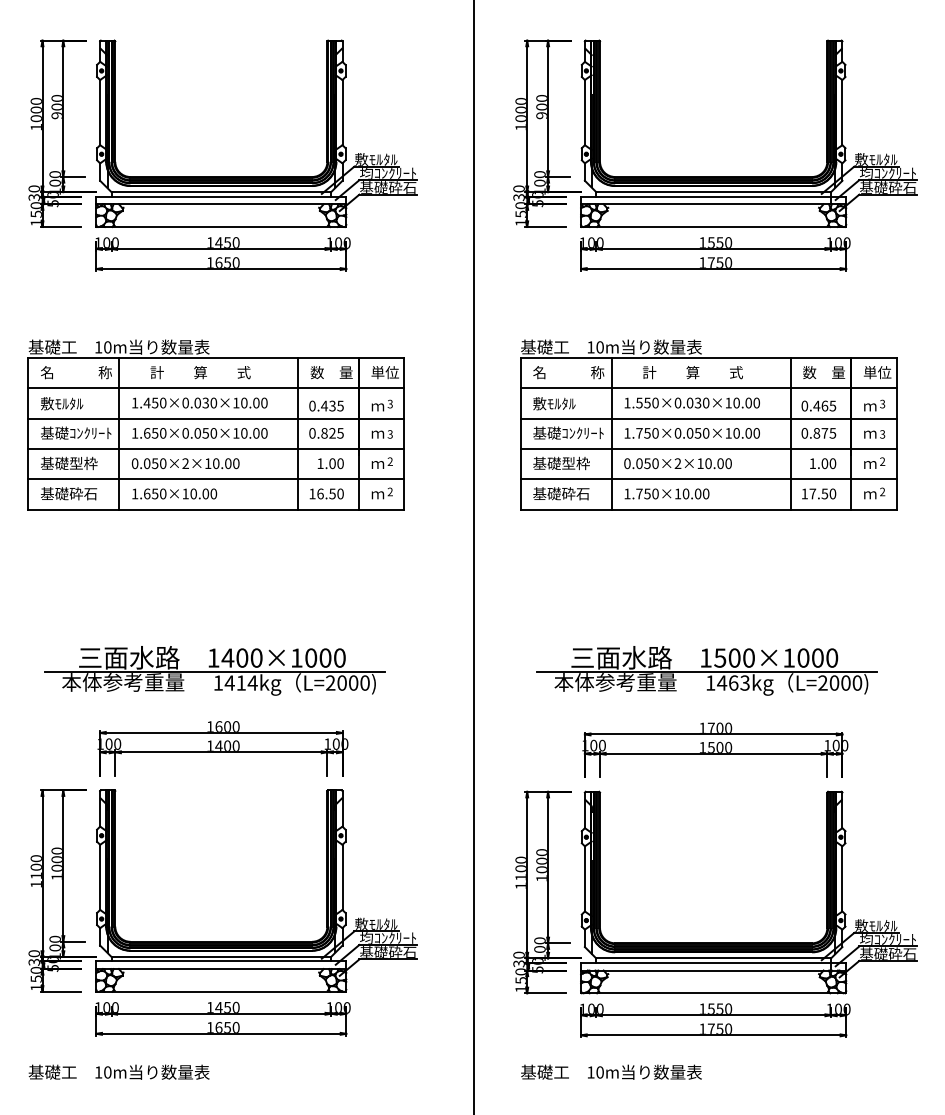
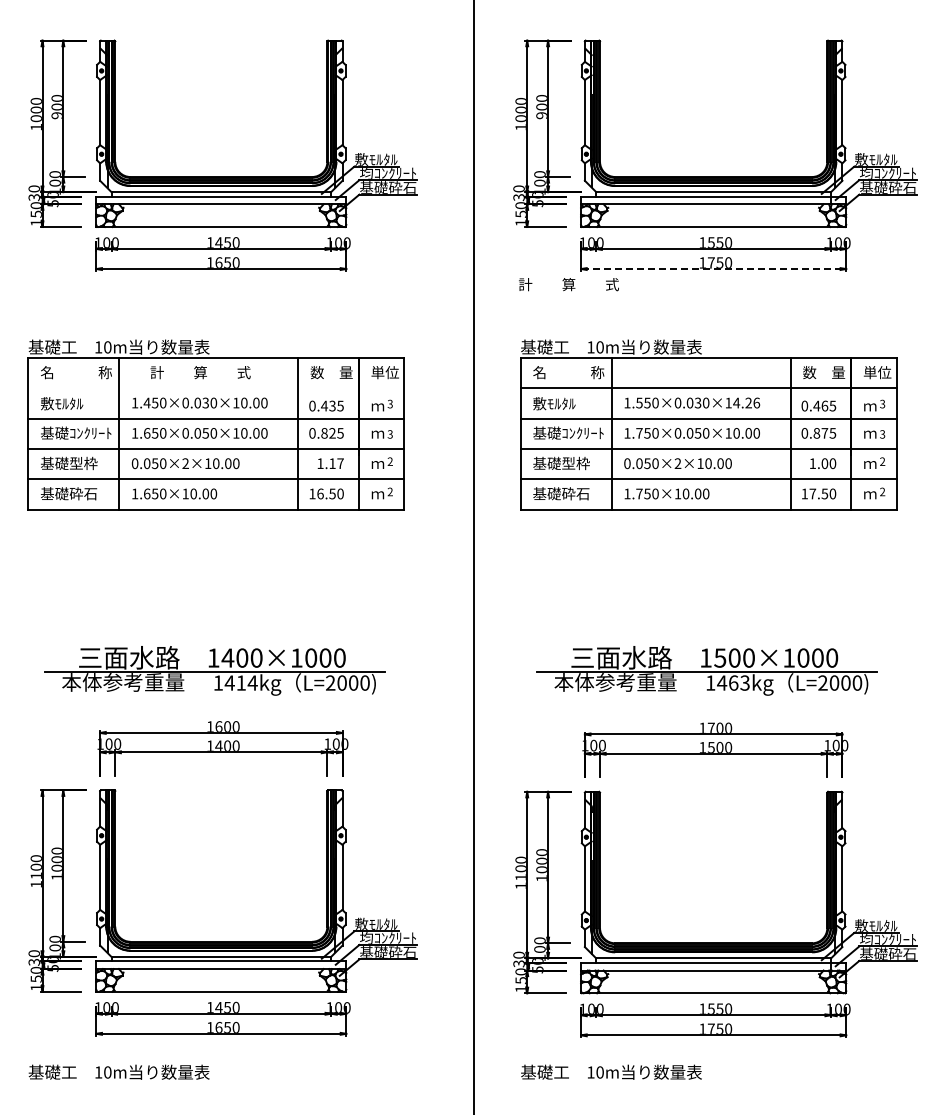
line: solid -> dashed (713, 269)
text position: (692, 372) -> (568, 284) (568, 284)
line: present -> none (216, 388)
text: 1.550×0.030×10.00 -> 1.550×0.030×14.26 (746, 402)
text: 1.00 -> 1.17 (336, 463)
